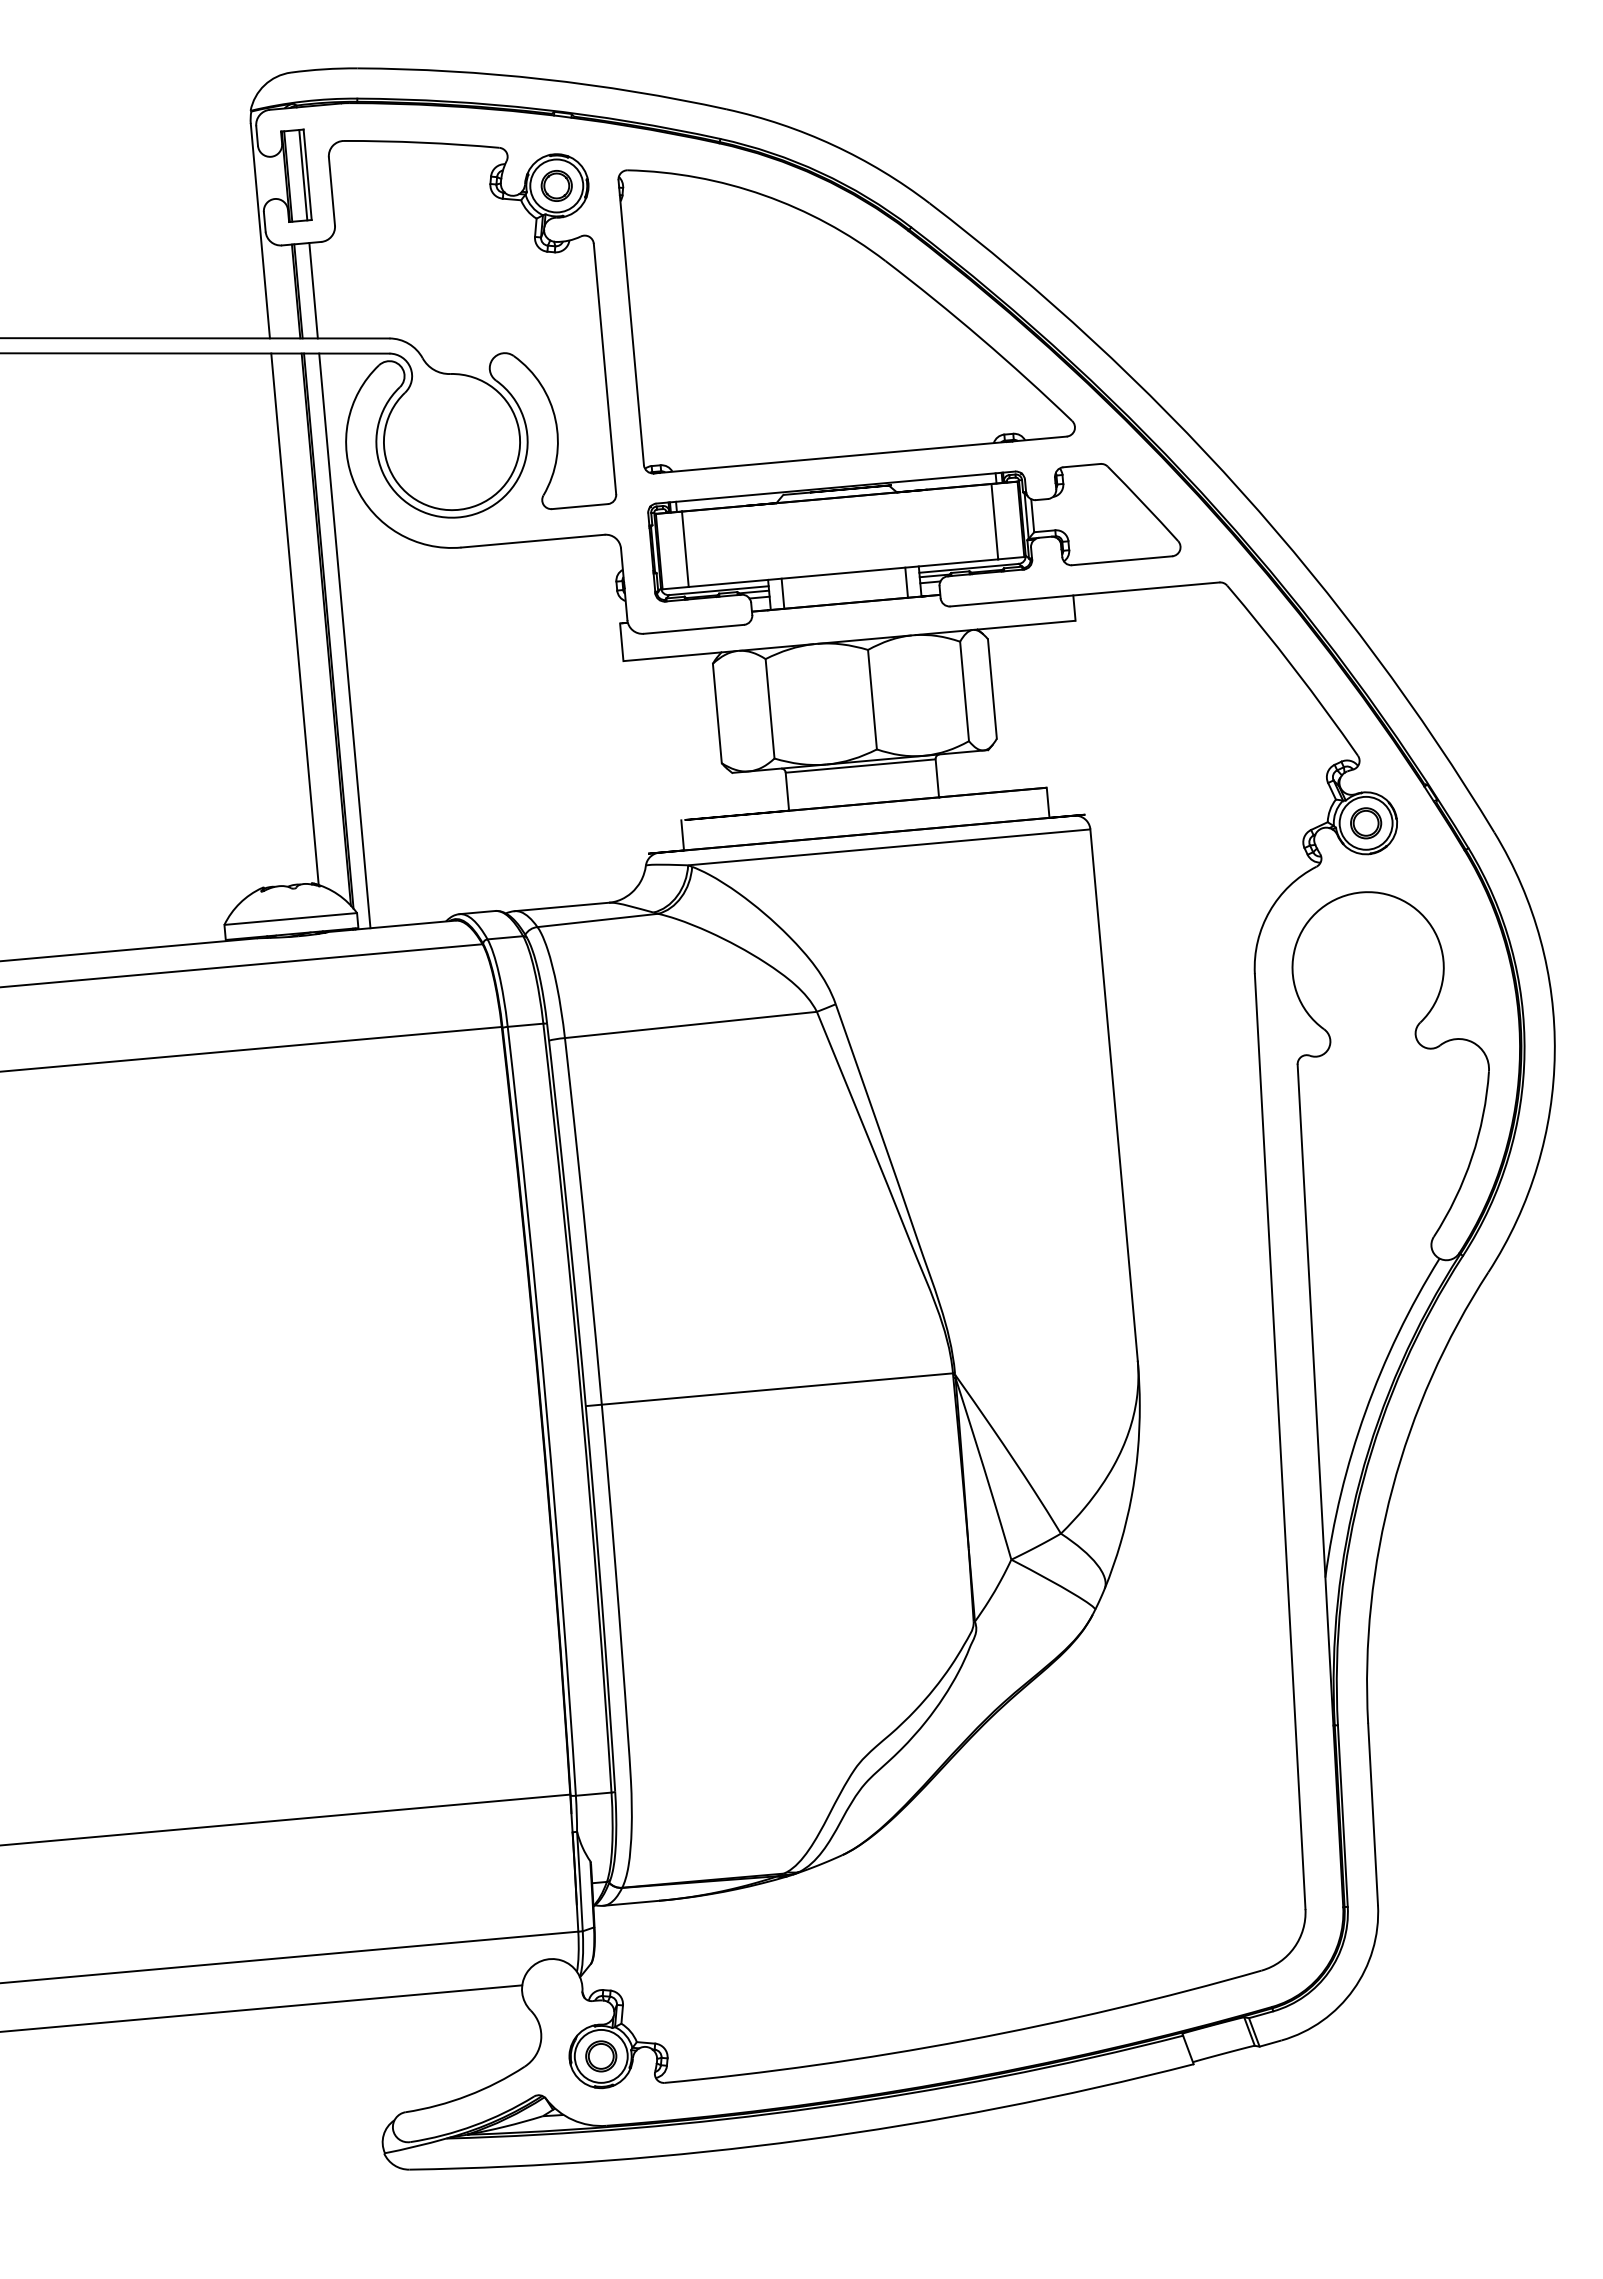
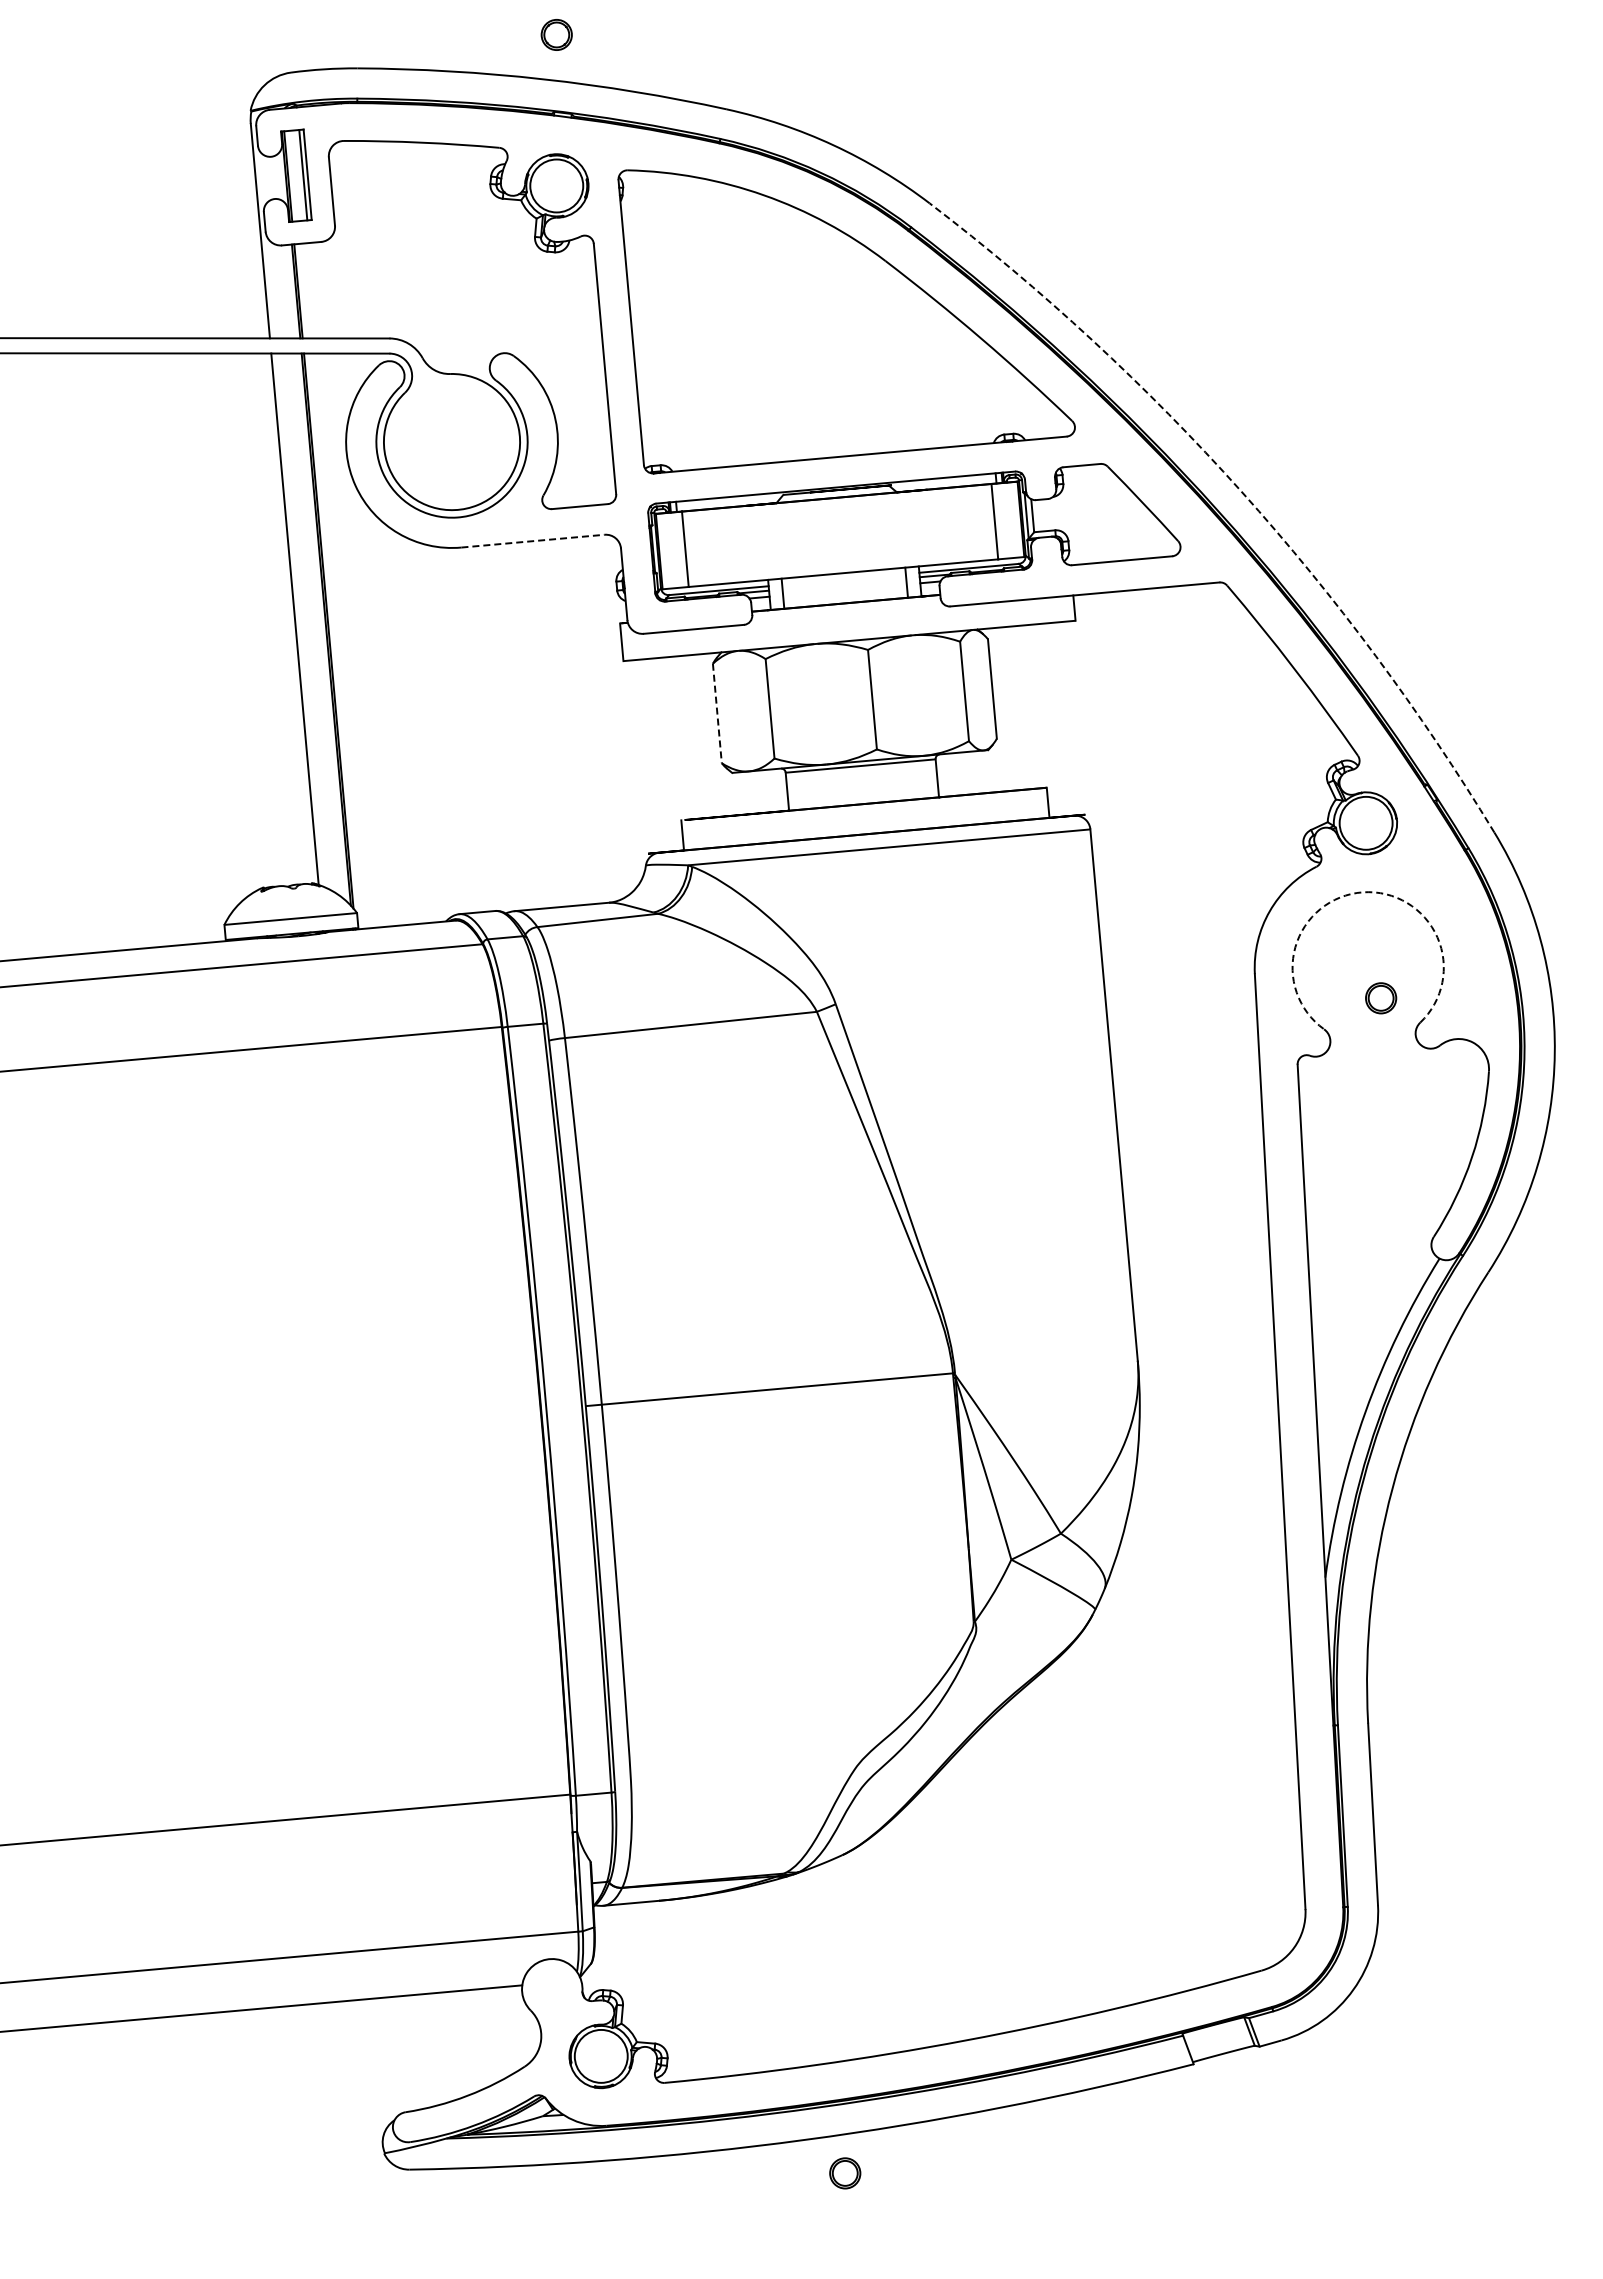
part position: (556, 185) -> (556, 34) (556, 34)
line: present -> none (313, 290)
arc: solid -> dashed (1241, 491)
line: solid -> dashed (533, 541)
line: present -> none (344, 640)
line: solid -> dashed (717, 713)
part position: (1366, 823) -> (1381, 998) (1381, 998)
arc: solid -> dashed (1362, 892)
part position: (601, 2056) -> (845, 2173) (845, 2173)
